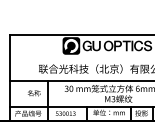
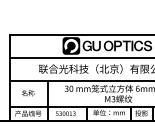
line: none -> present (80, 57)
text position: (34, 93) -> (28, 93) (28, 93)
